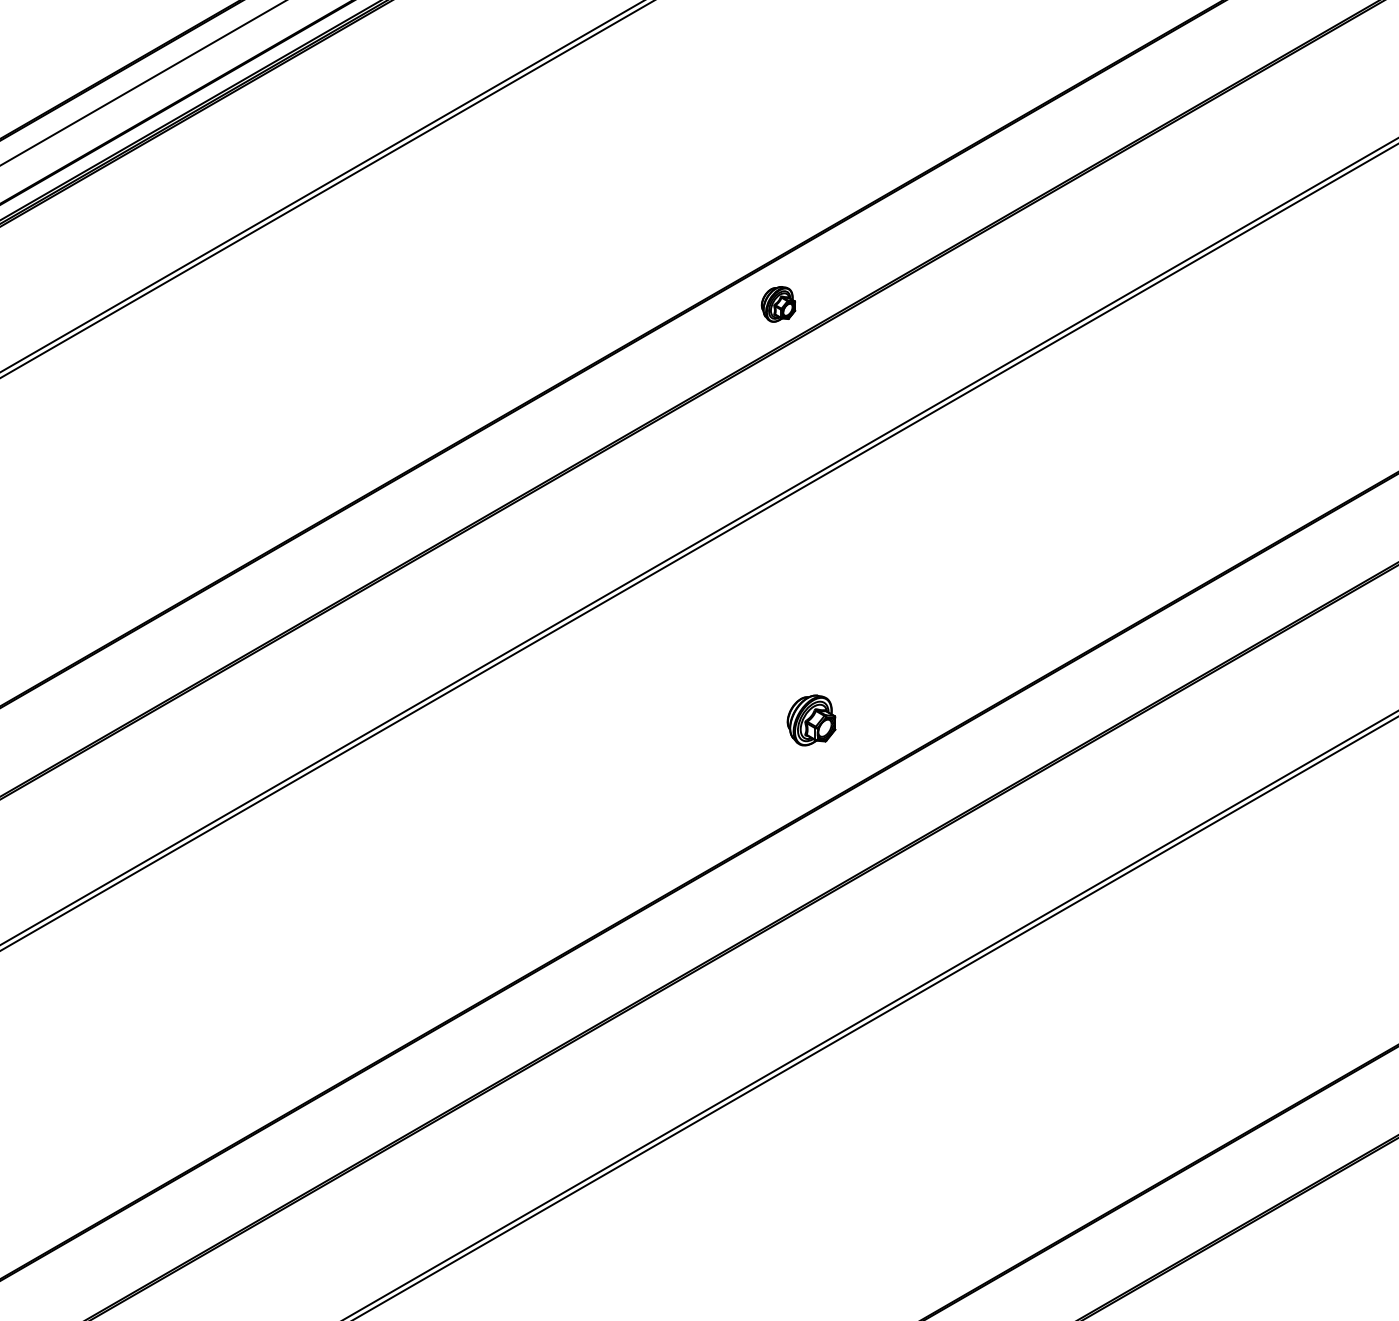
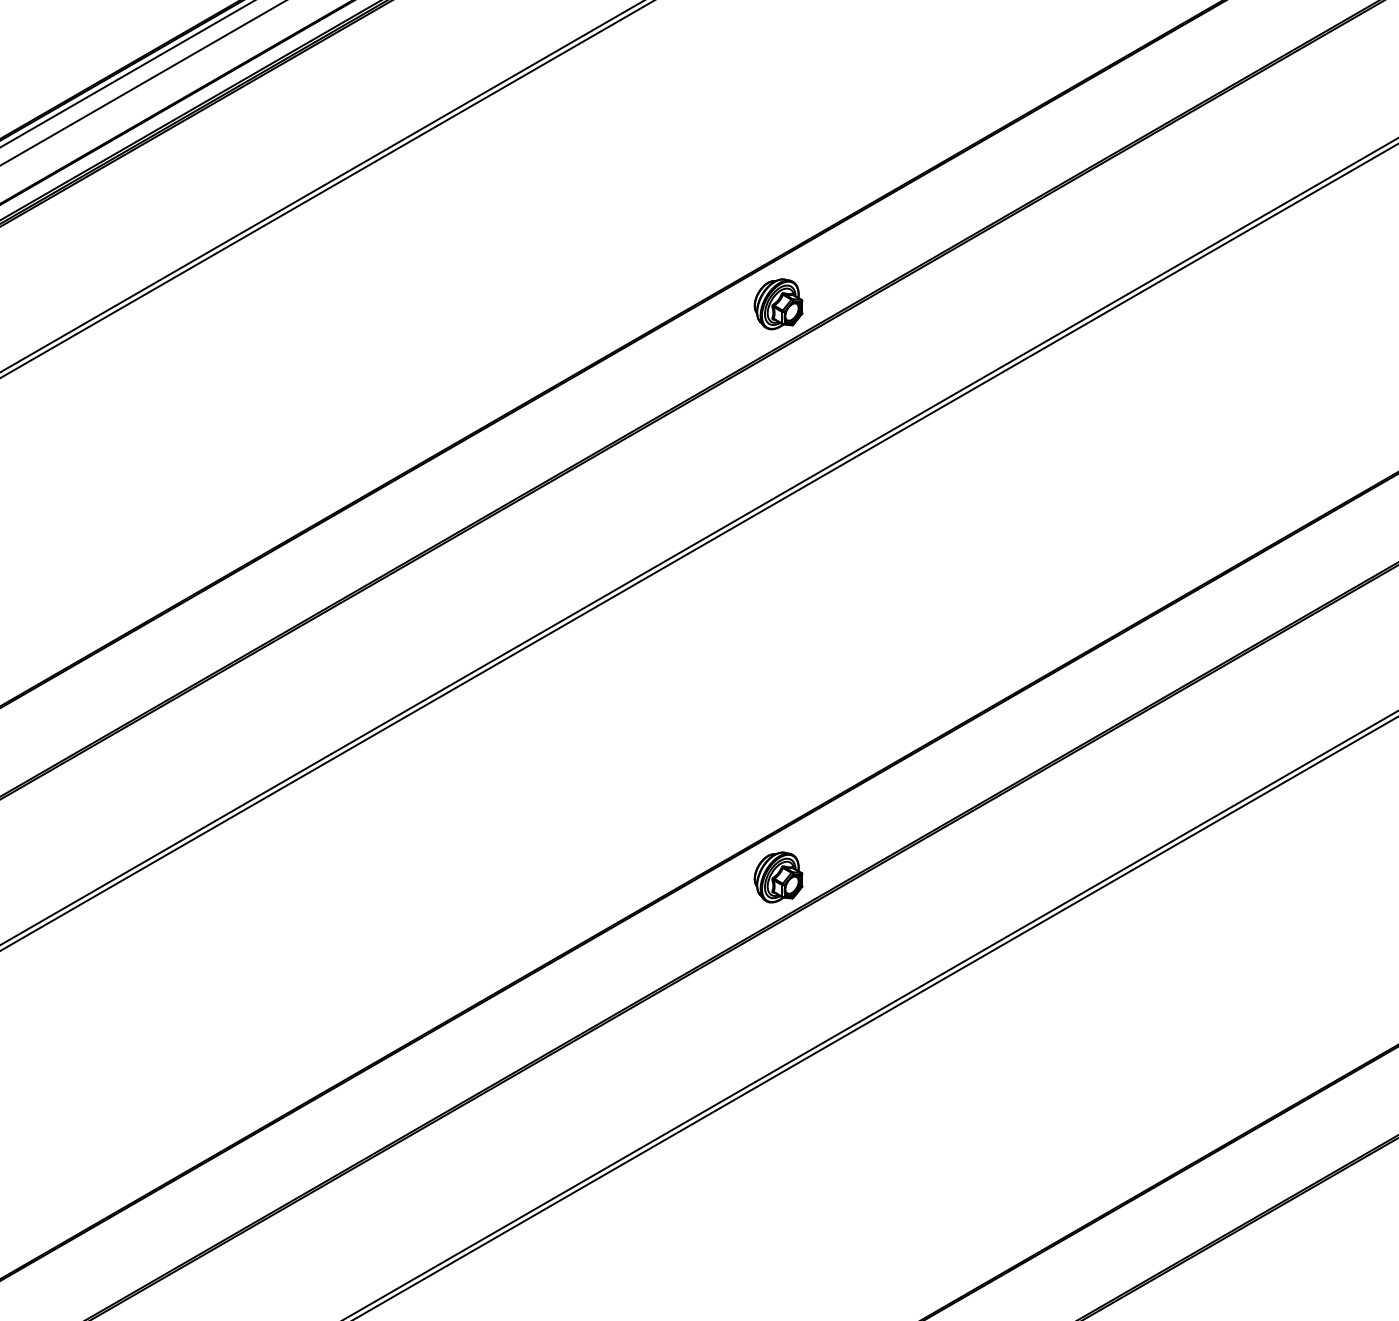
line: none -> present (126, 74)
part size: 37x37 px -> 51x53 px (778, 304)
part position: (811, 720) -> (778, 877) (778, 877)
